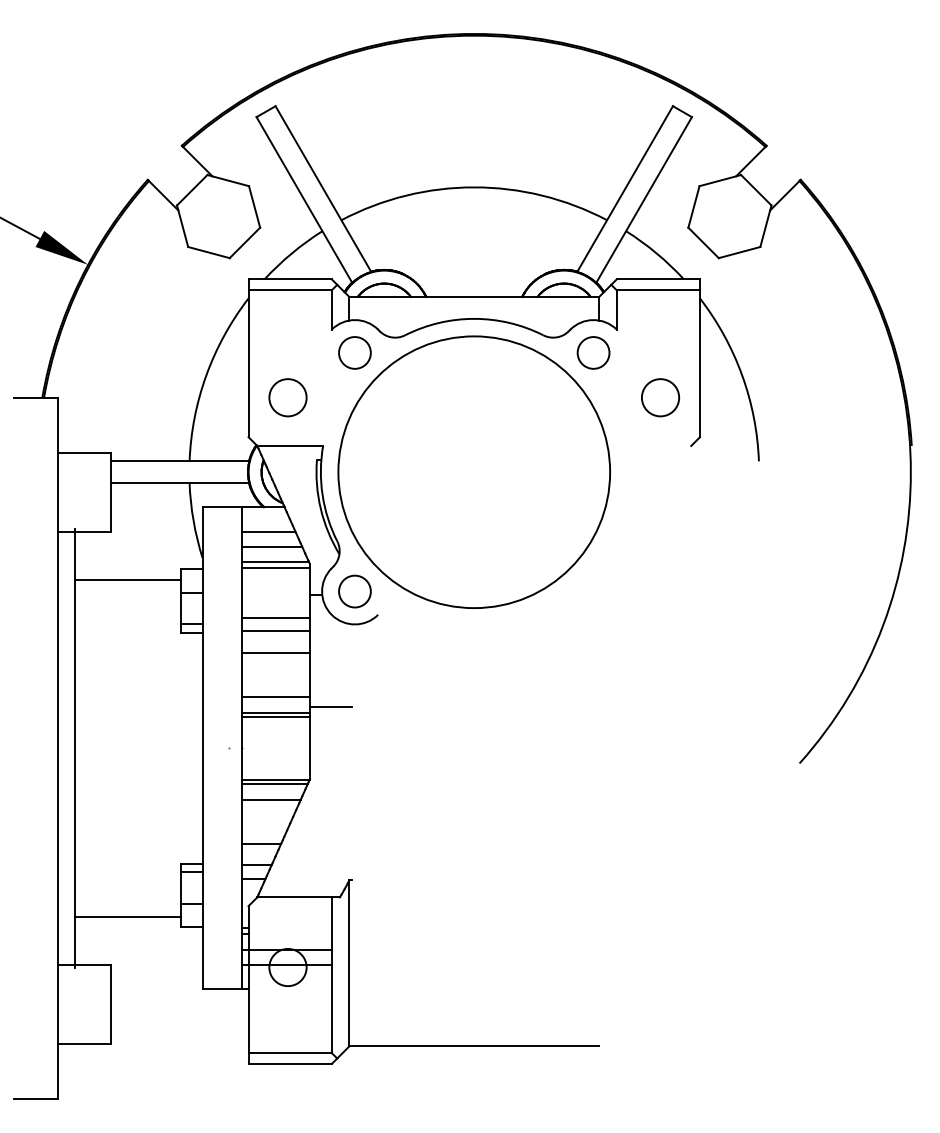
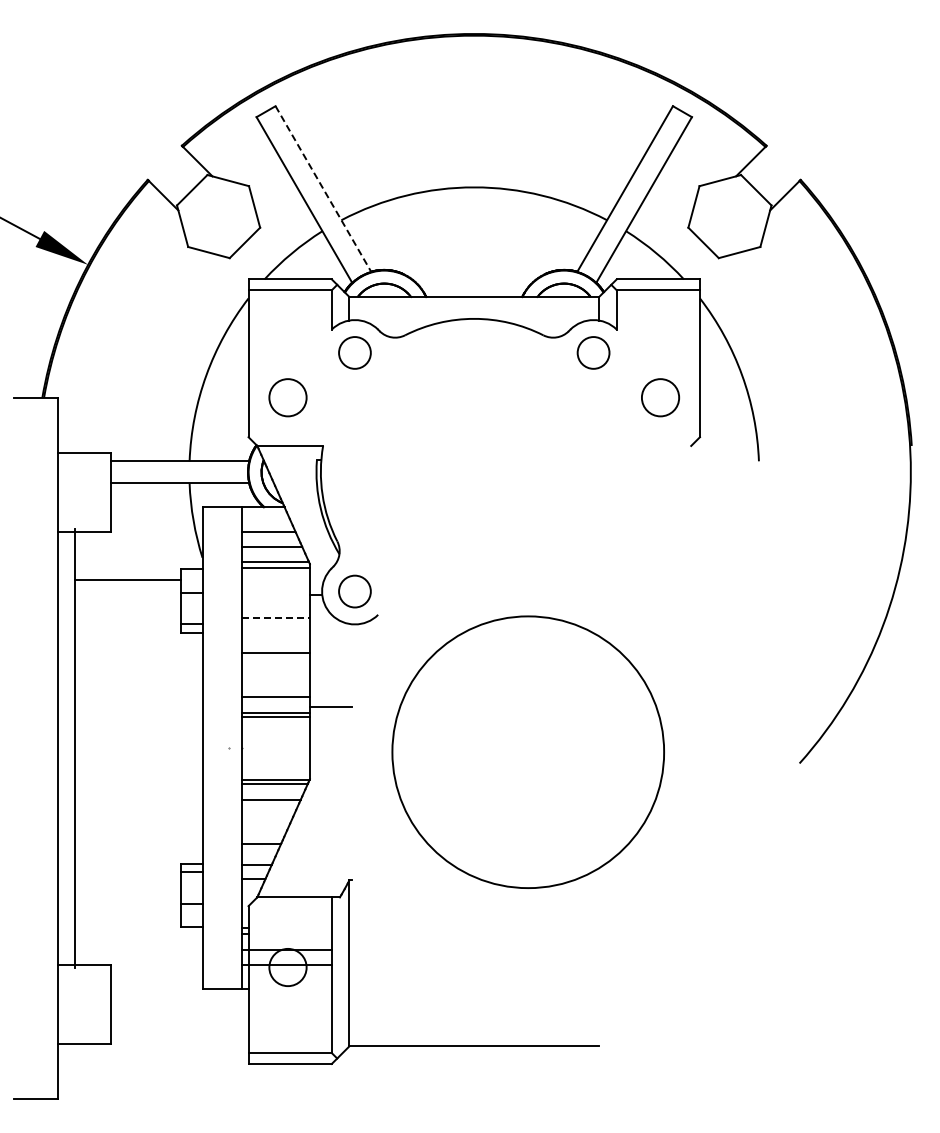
line: solid -> dashed (323, 189)
circle position: (473, 471) -> (527, 751) (527, 751)
line: solid -> dashed (275, 617)
line: present -> none (275, 631)
line: present -> none (127, 917)
